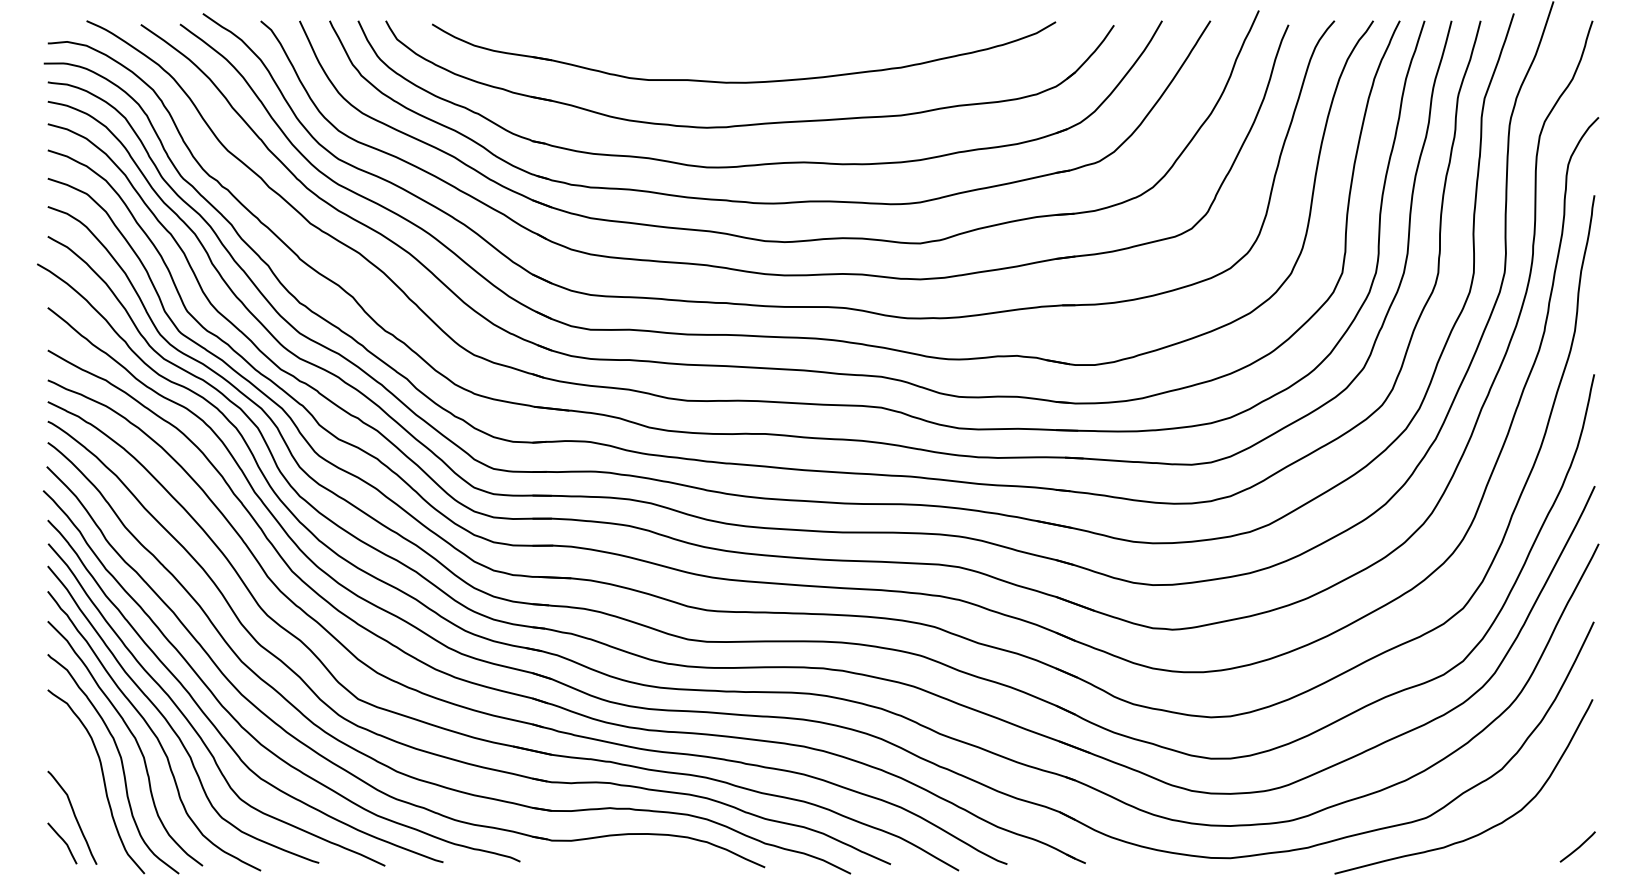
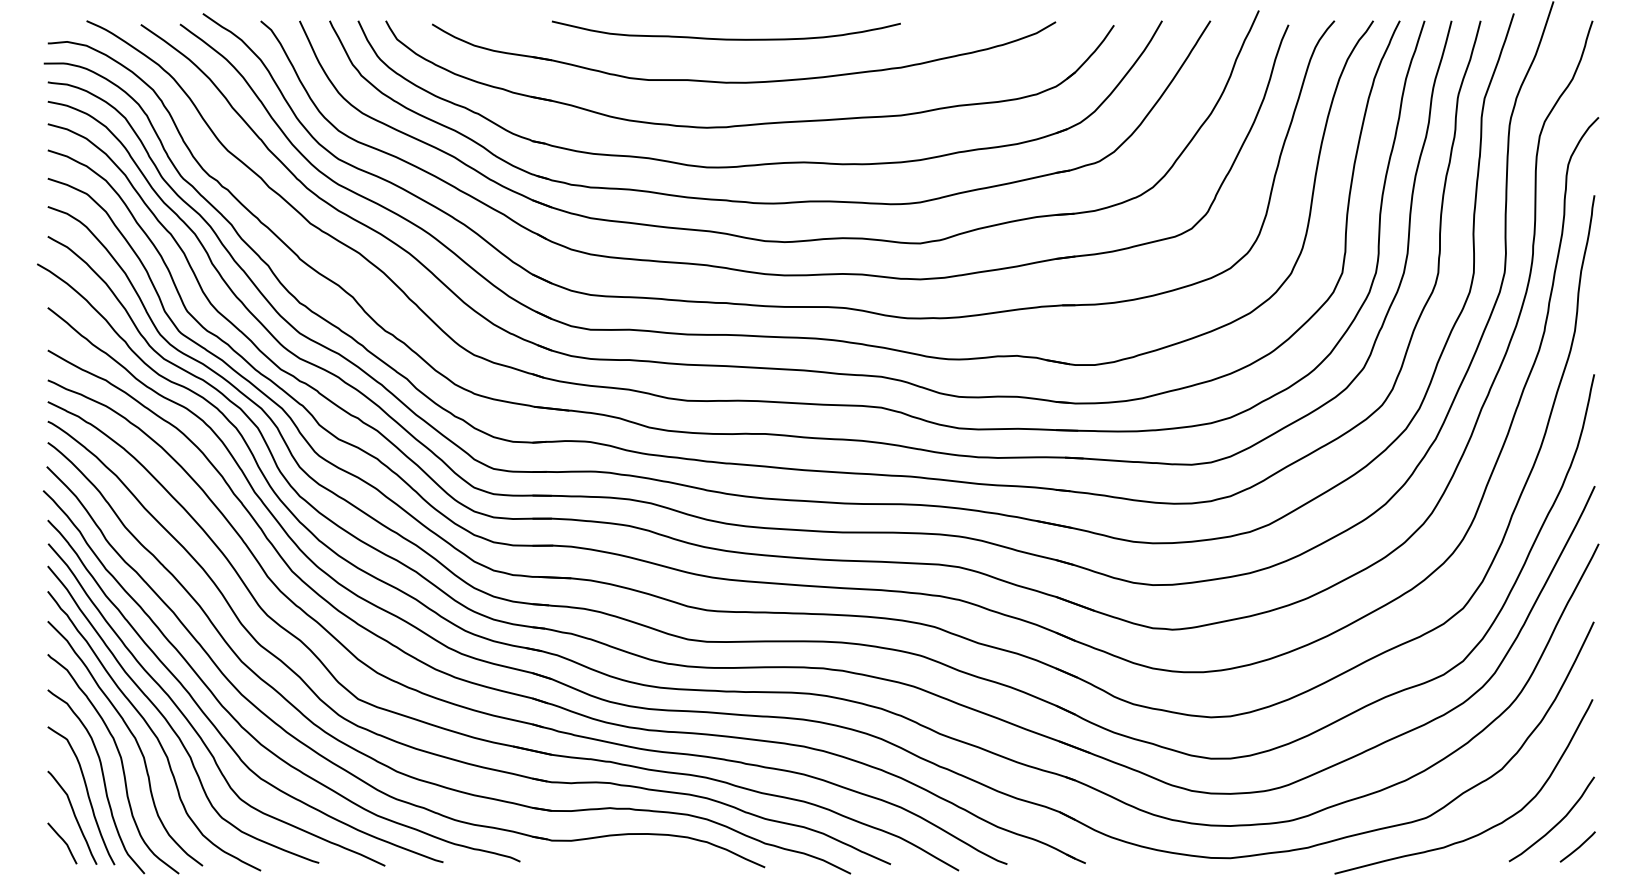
curve: none -> present (726, 38)
curve: none -> present (86, 792)
curve: none -> present (1556, 823)
